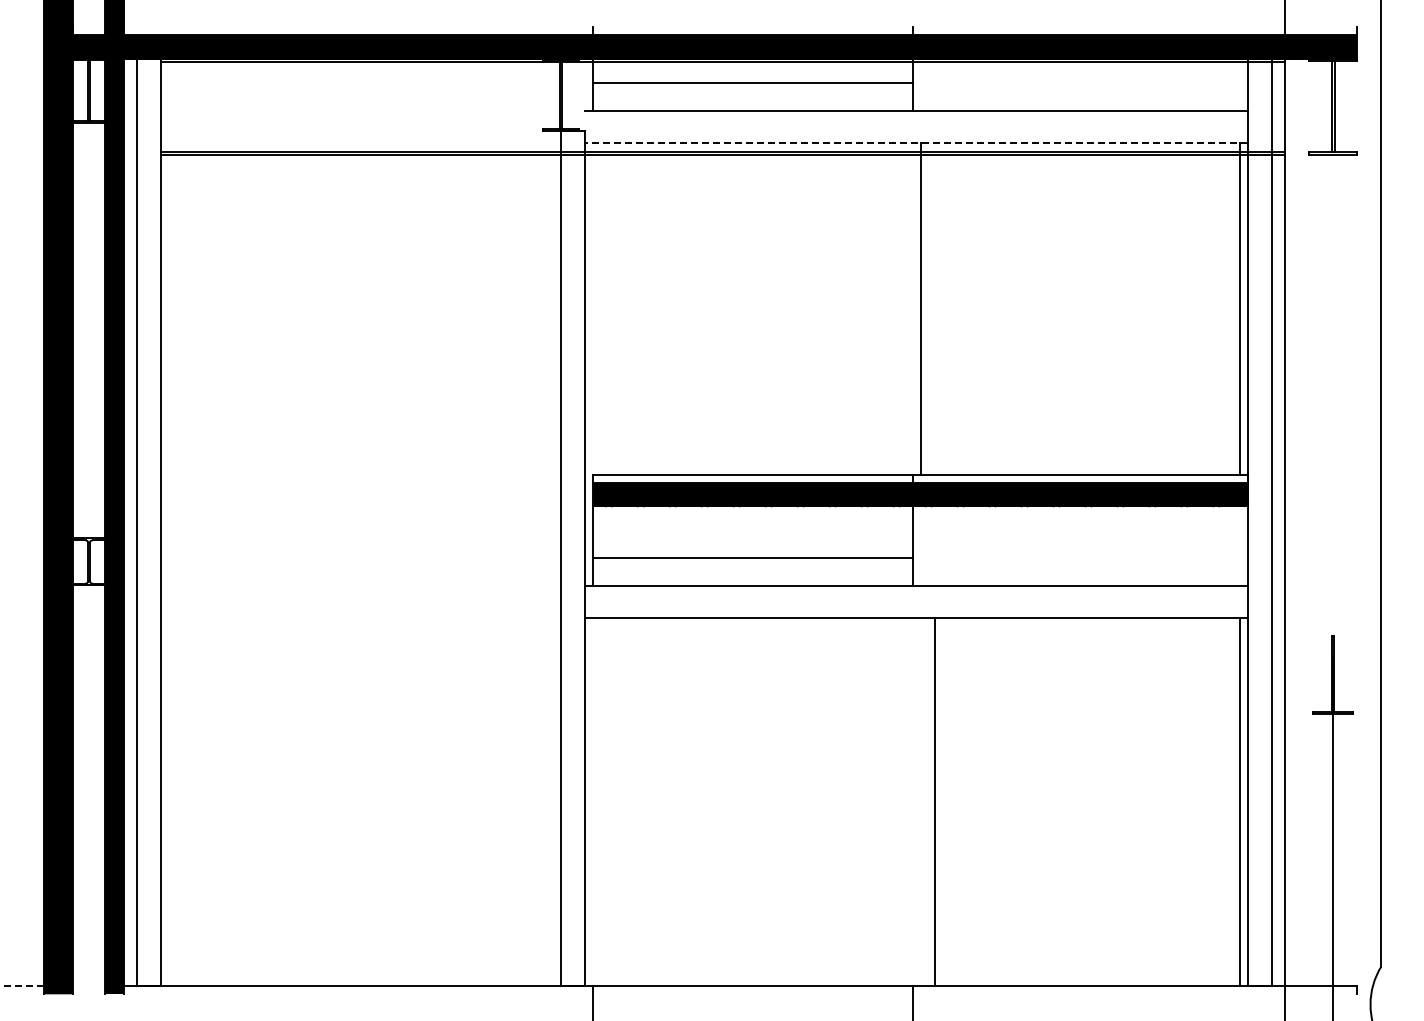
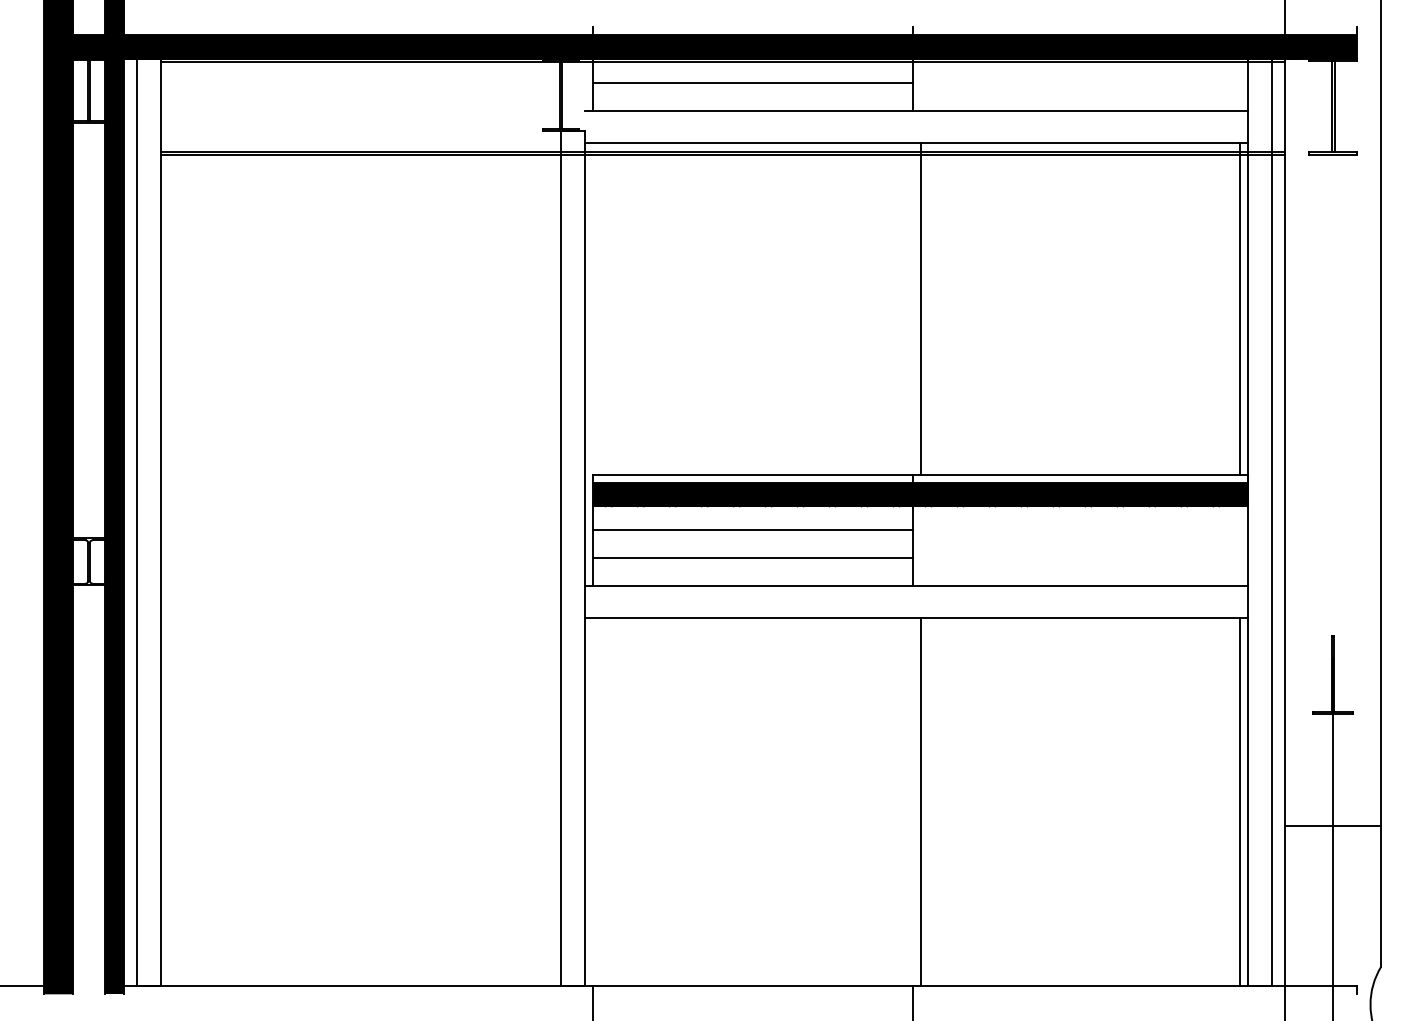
line: dashed -> solid (916, 142)
line: none -> present (752, 530)
line position: (934, 802) -> (920, 802) (920, 802)
line: none -> present (1333, 826)
line: dashed -> solid (22, 986)
